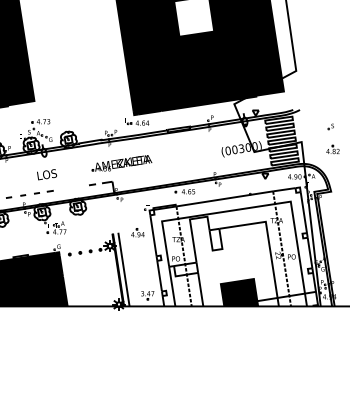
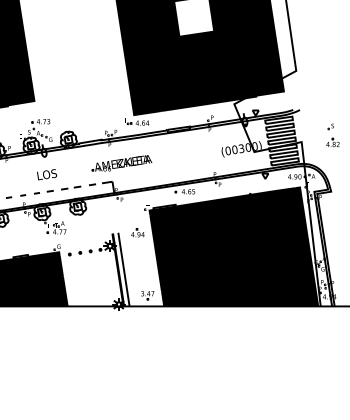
part position: (332, 149) -> (332, 142) (332, 142)
part: none -> present (71, 187)
fill: none -> present (233, 246)
